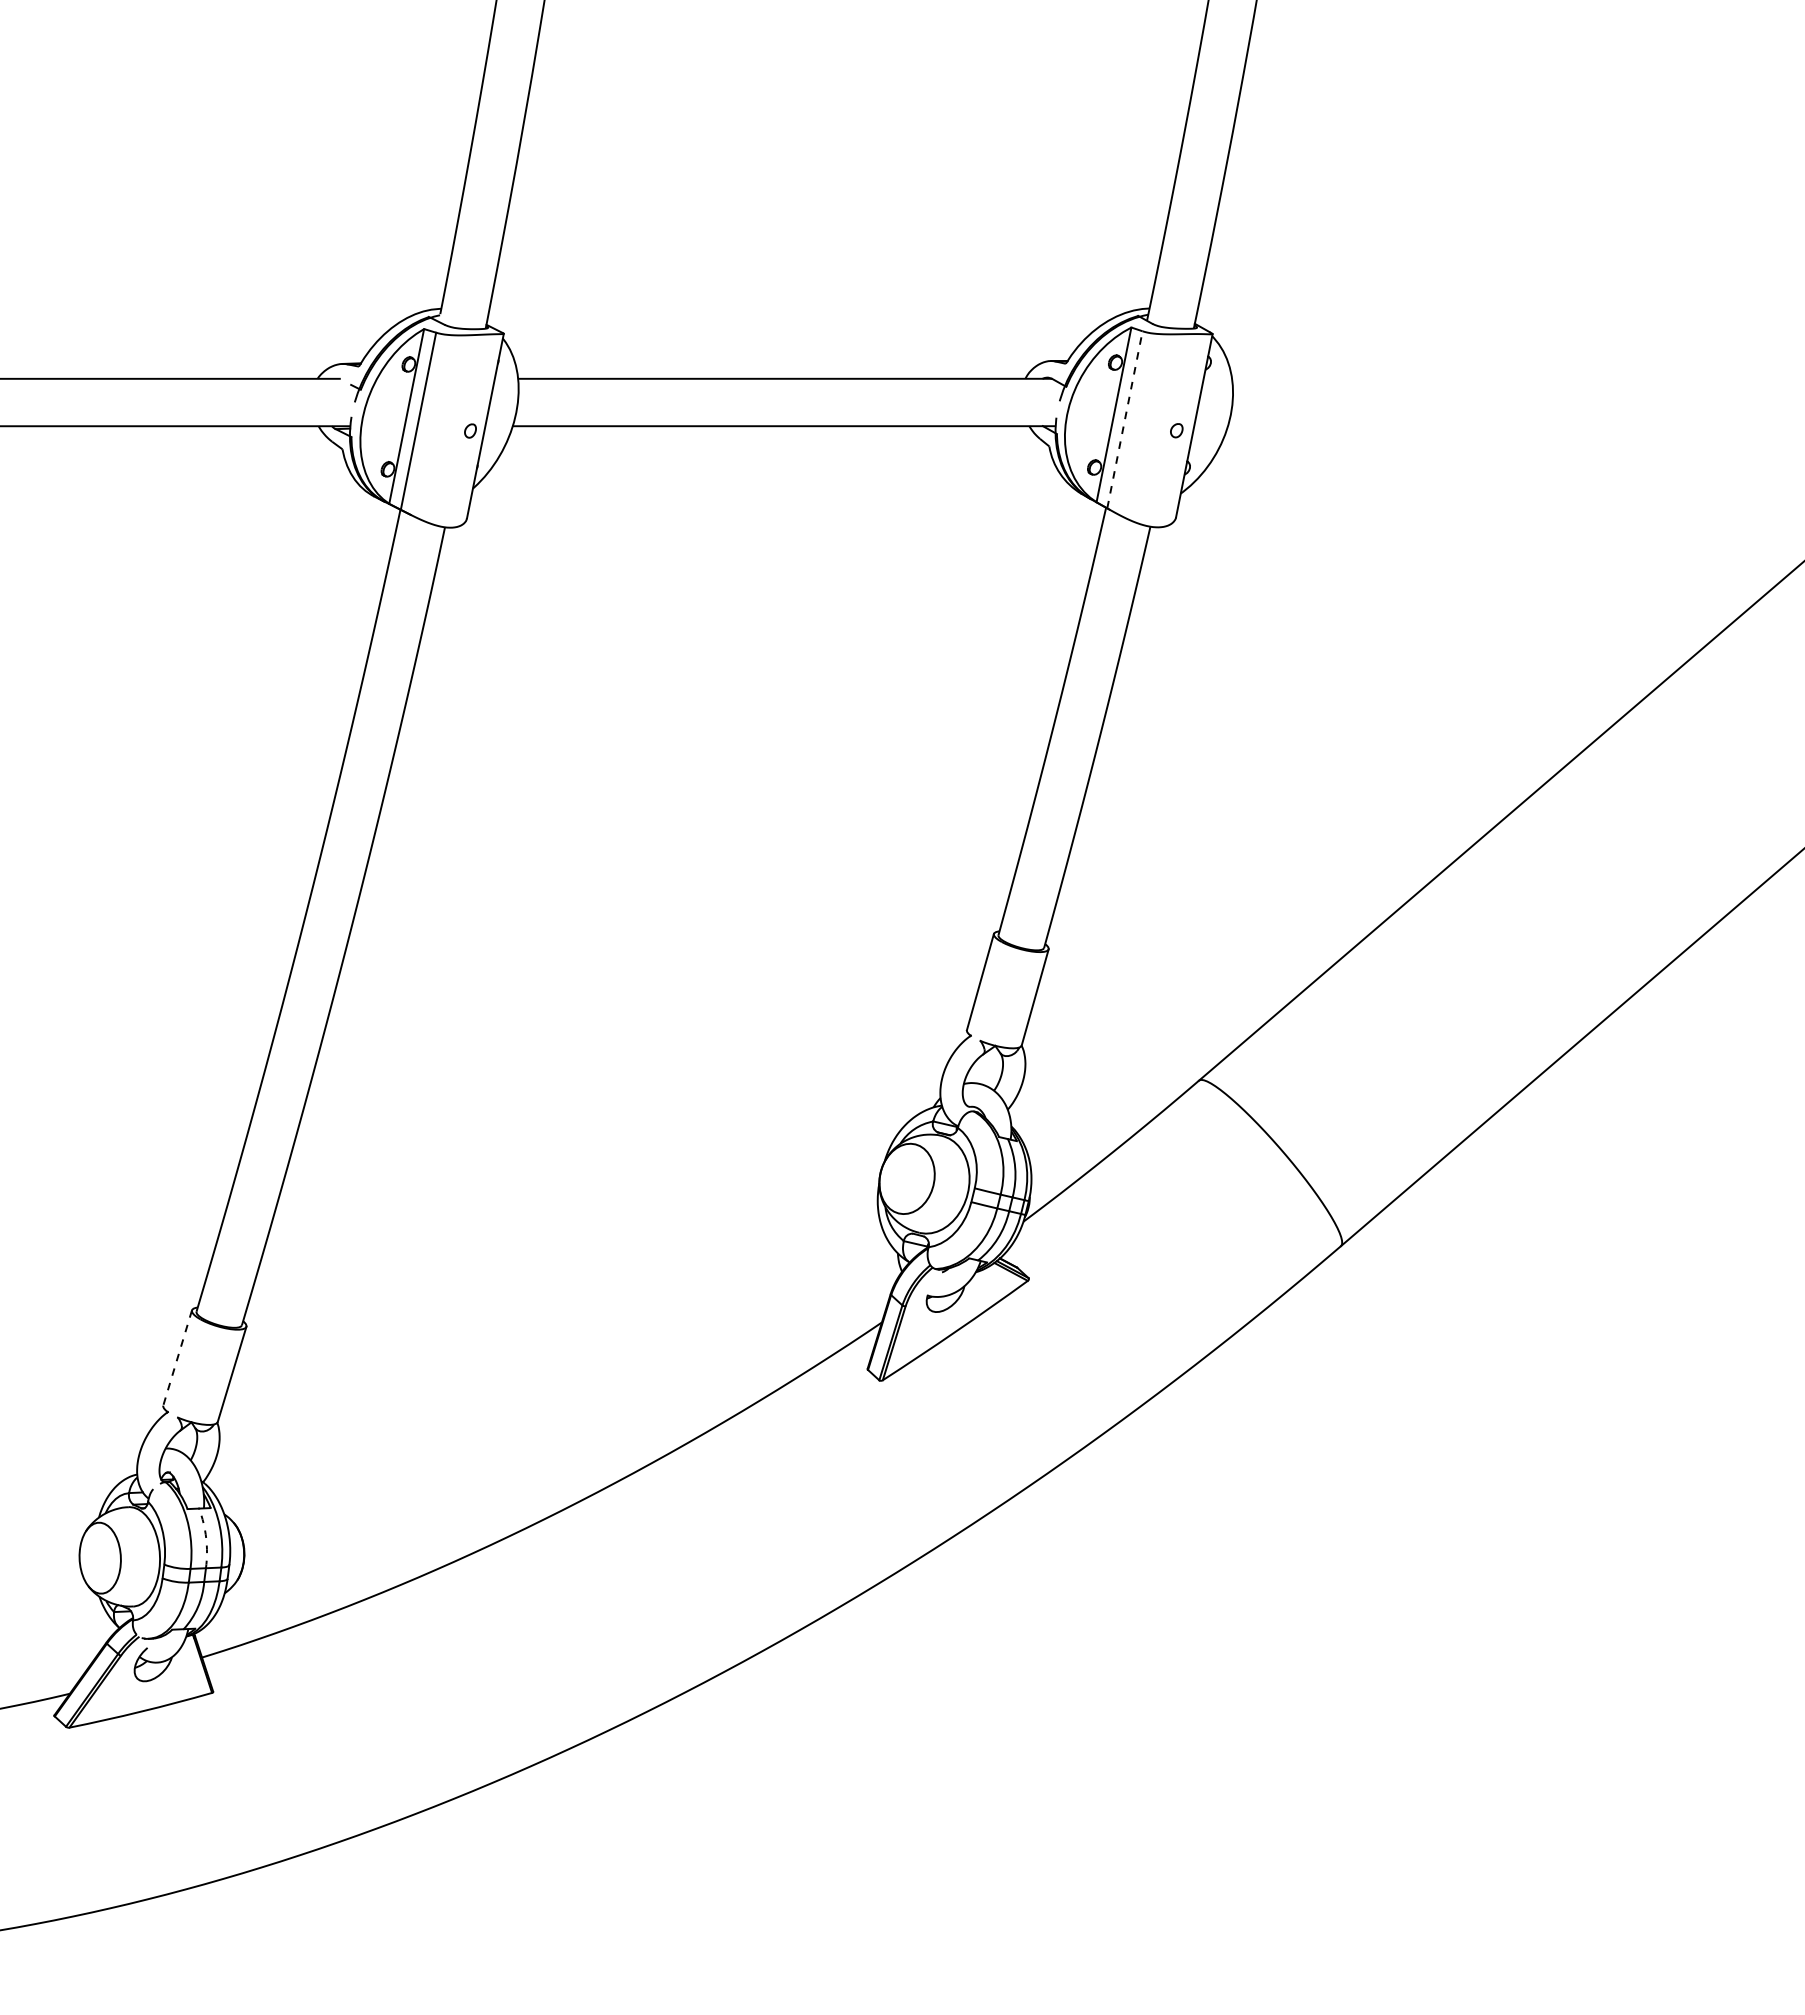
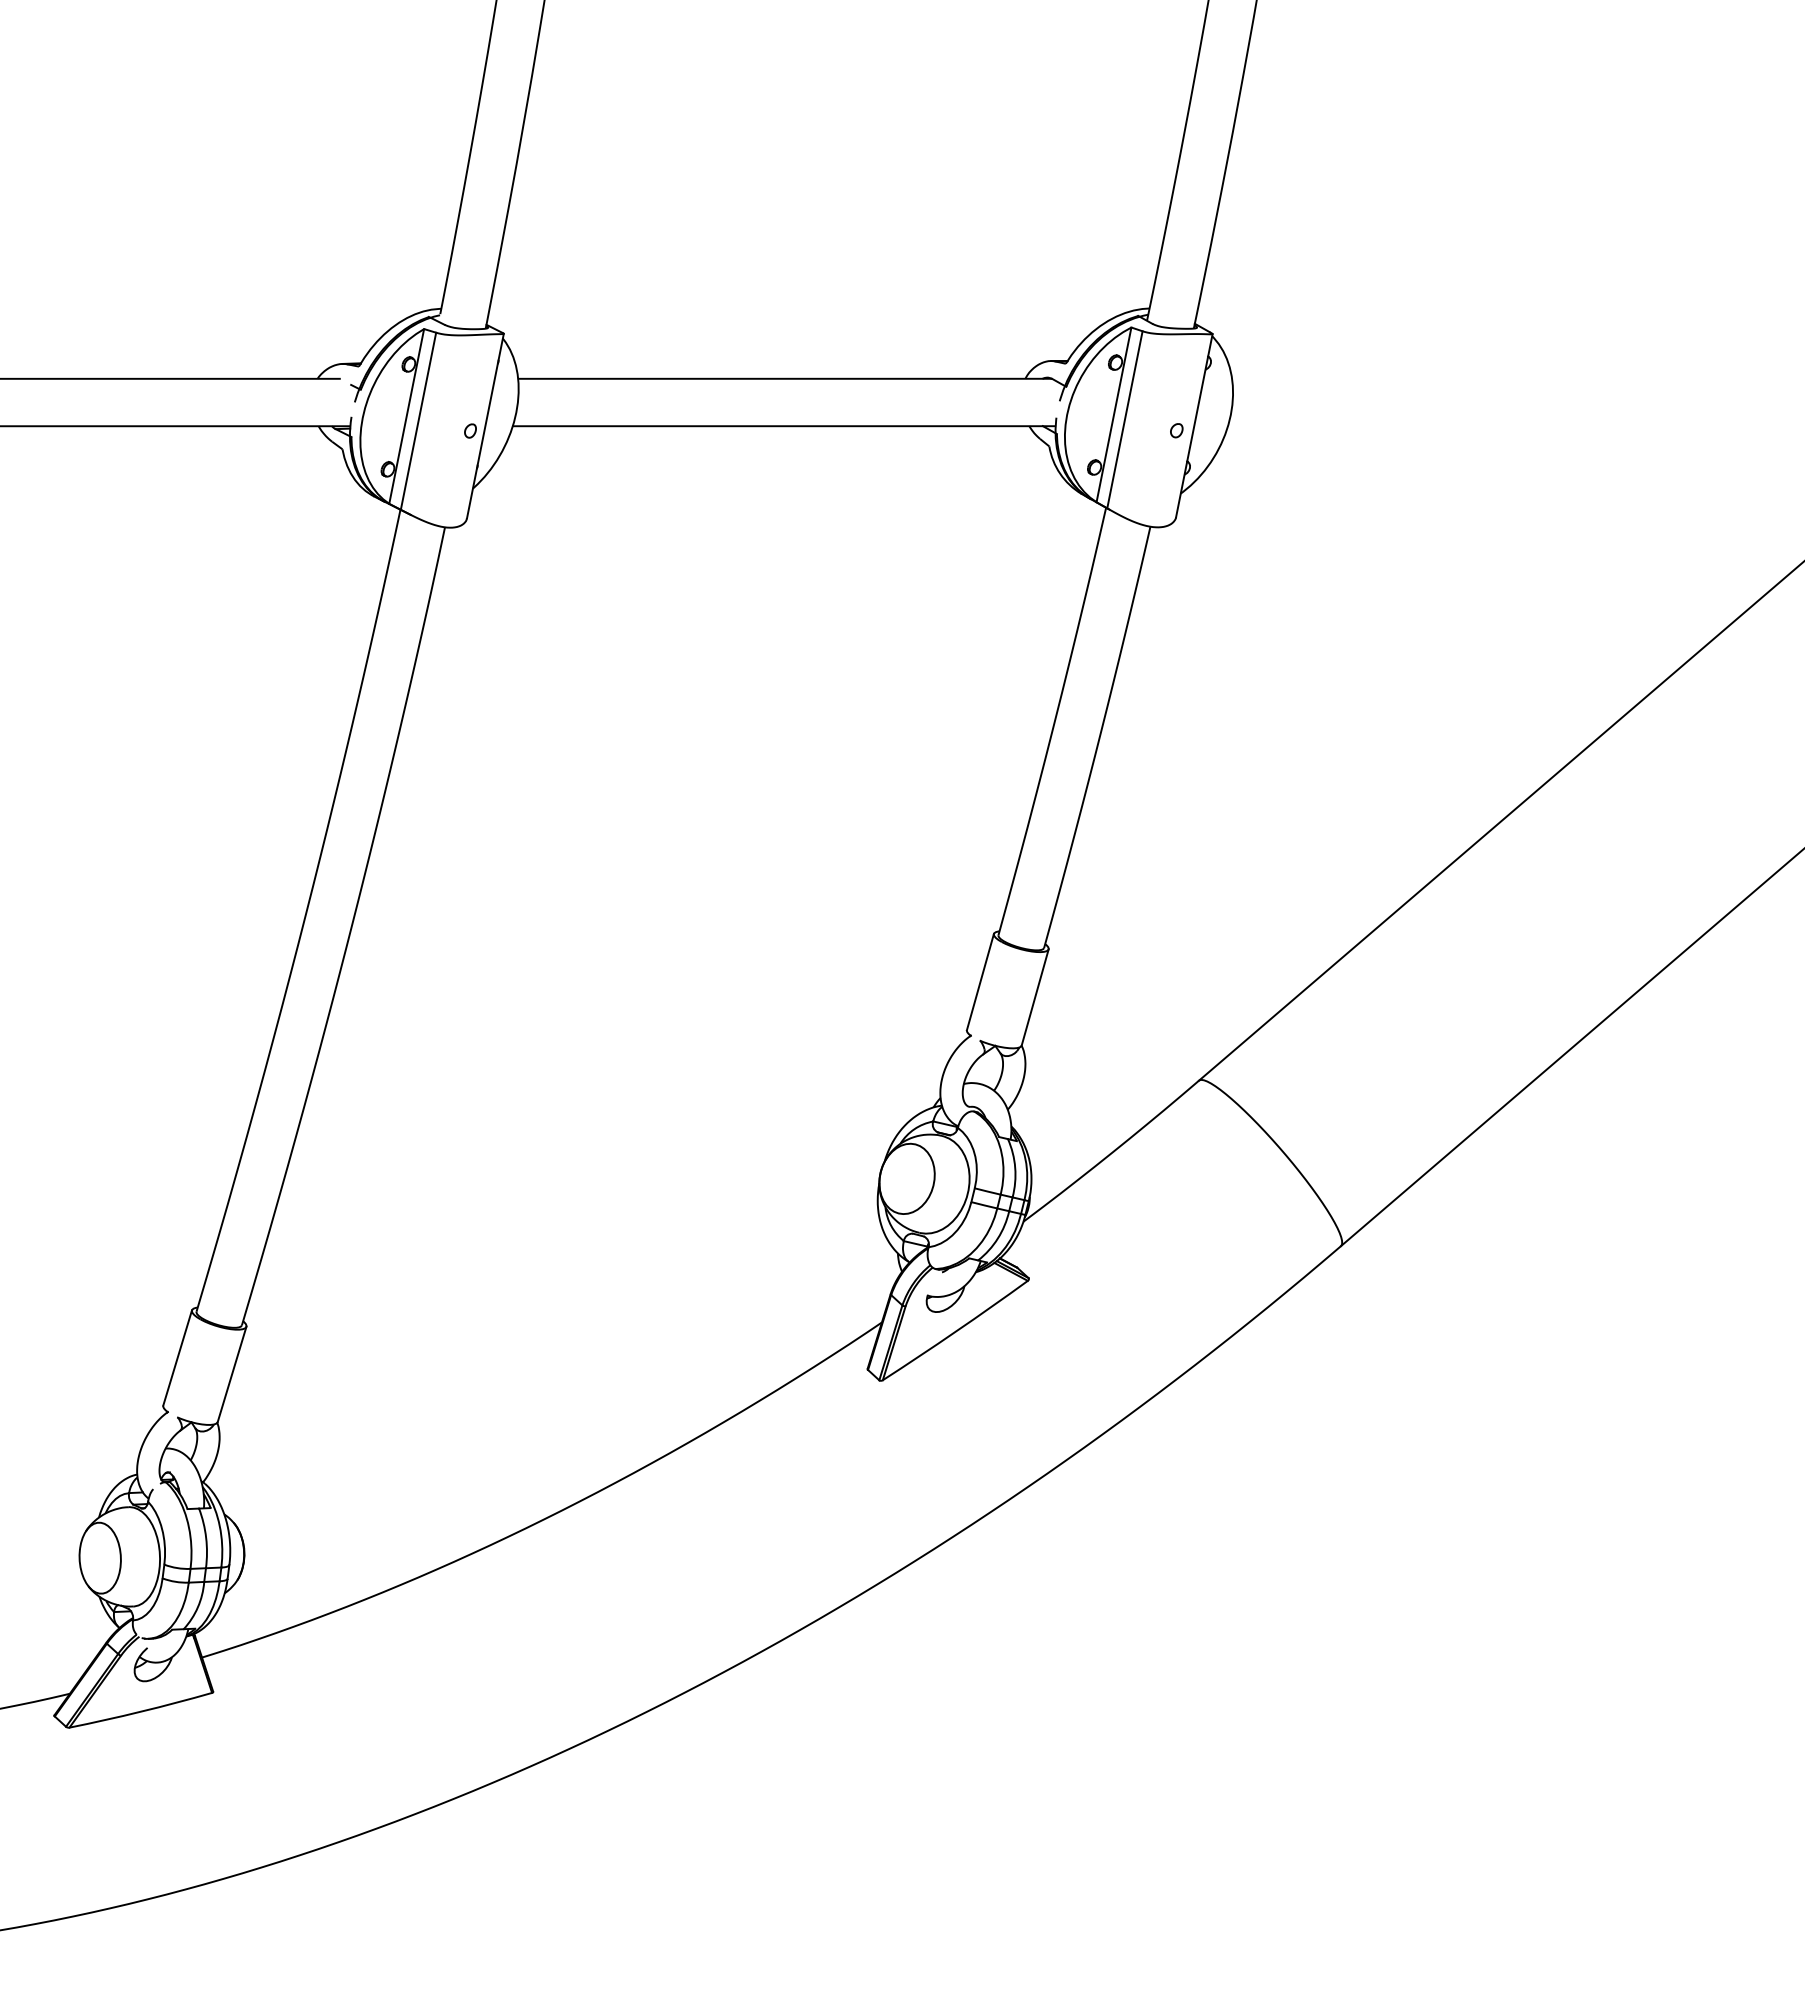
line: dashed -> solid (1125, 419)
line: dashed -> solid (177, 1357)
arc: dashed -> solid (206, 1537)
